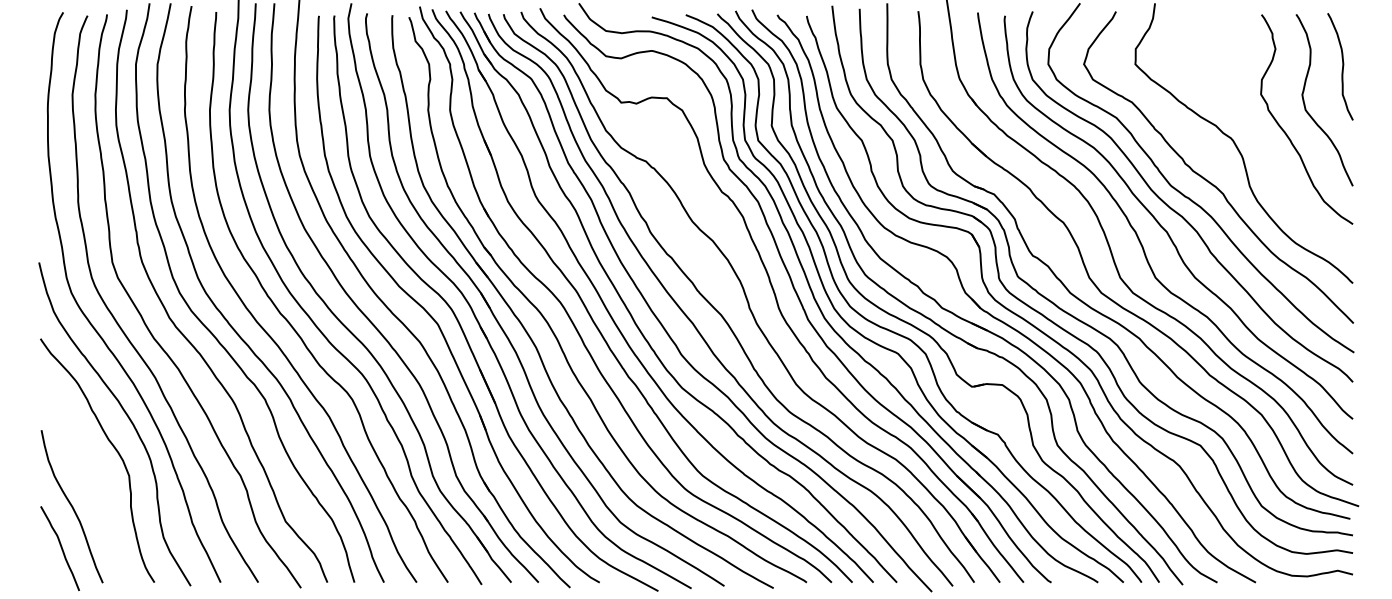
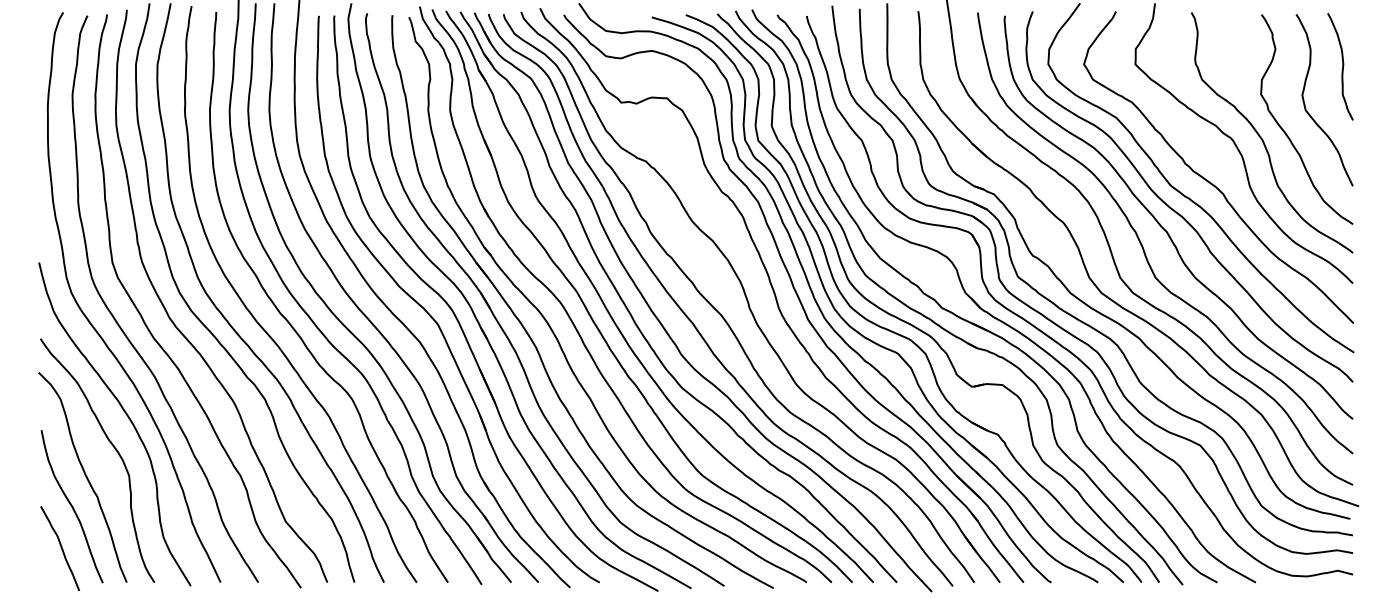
curve: none -> present (1263, 139)
curve: none -> present (84, 475)
